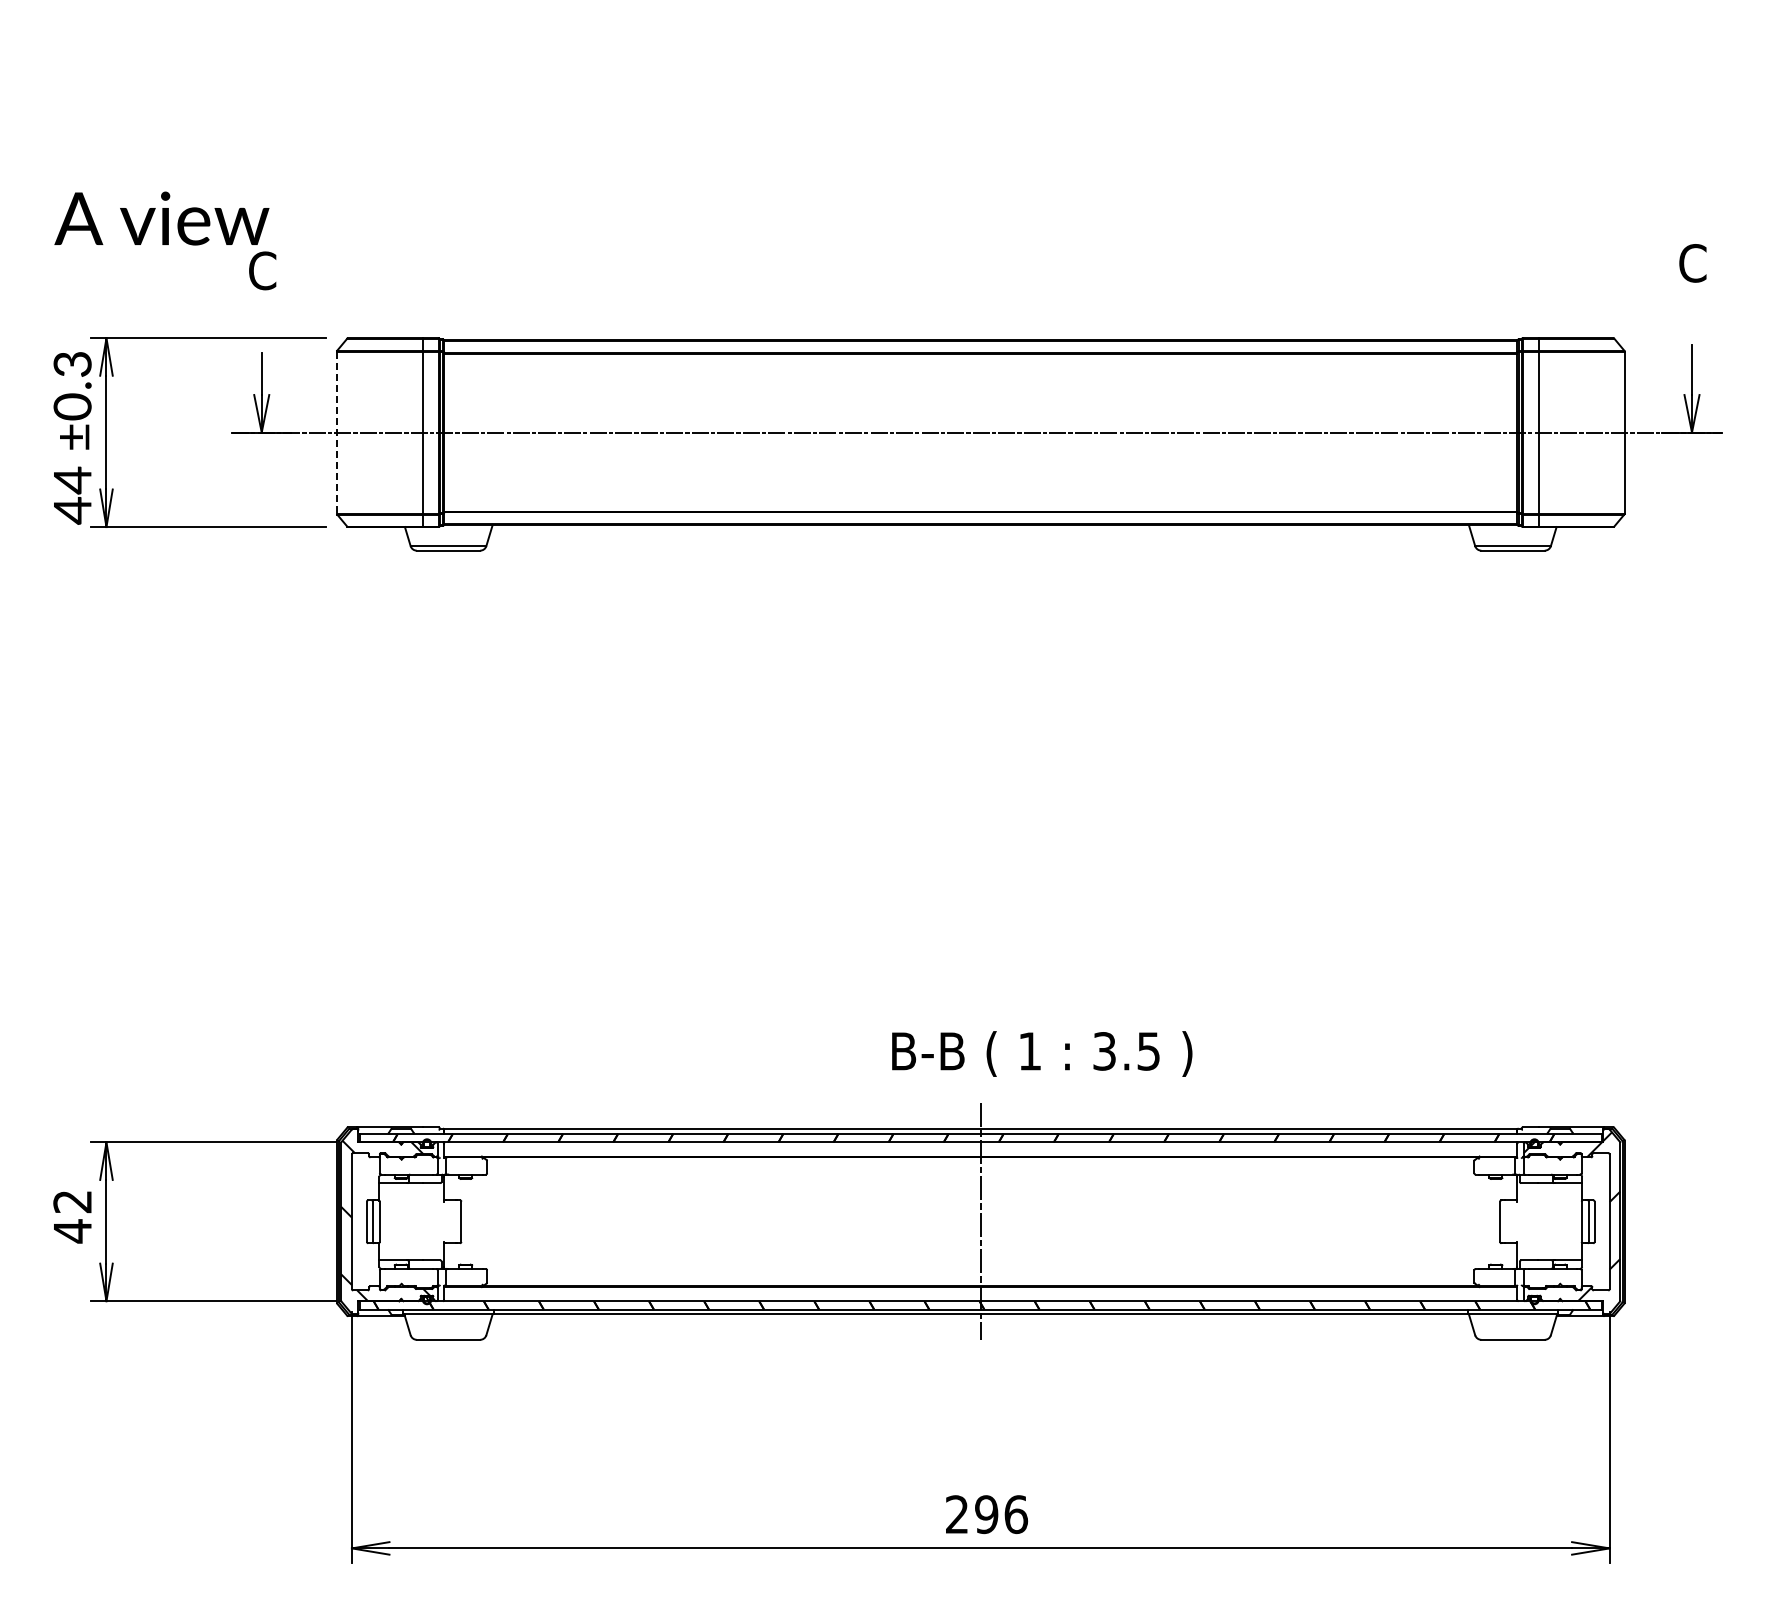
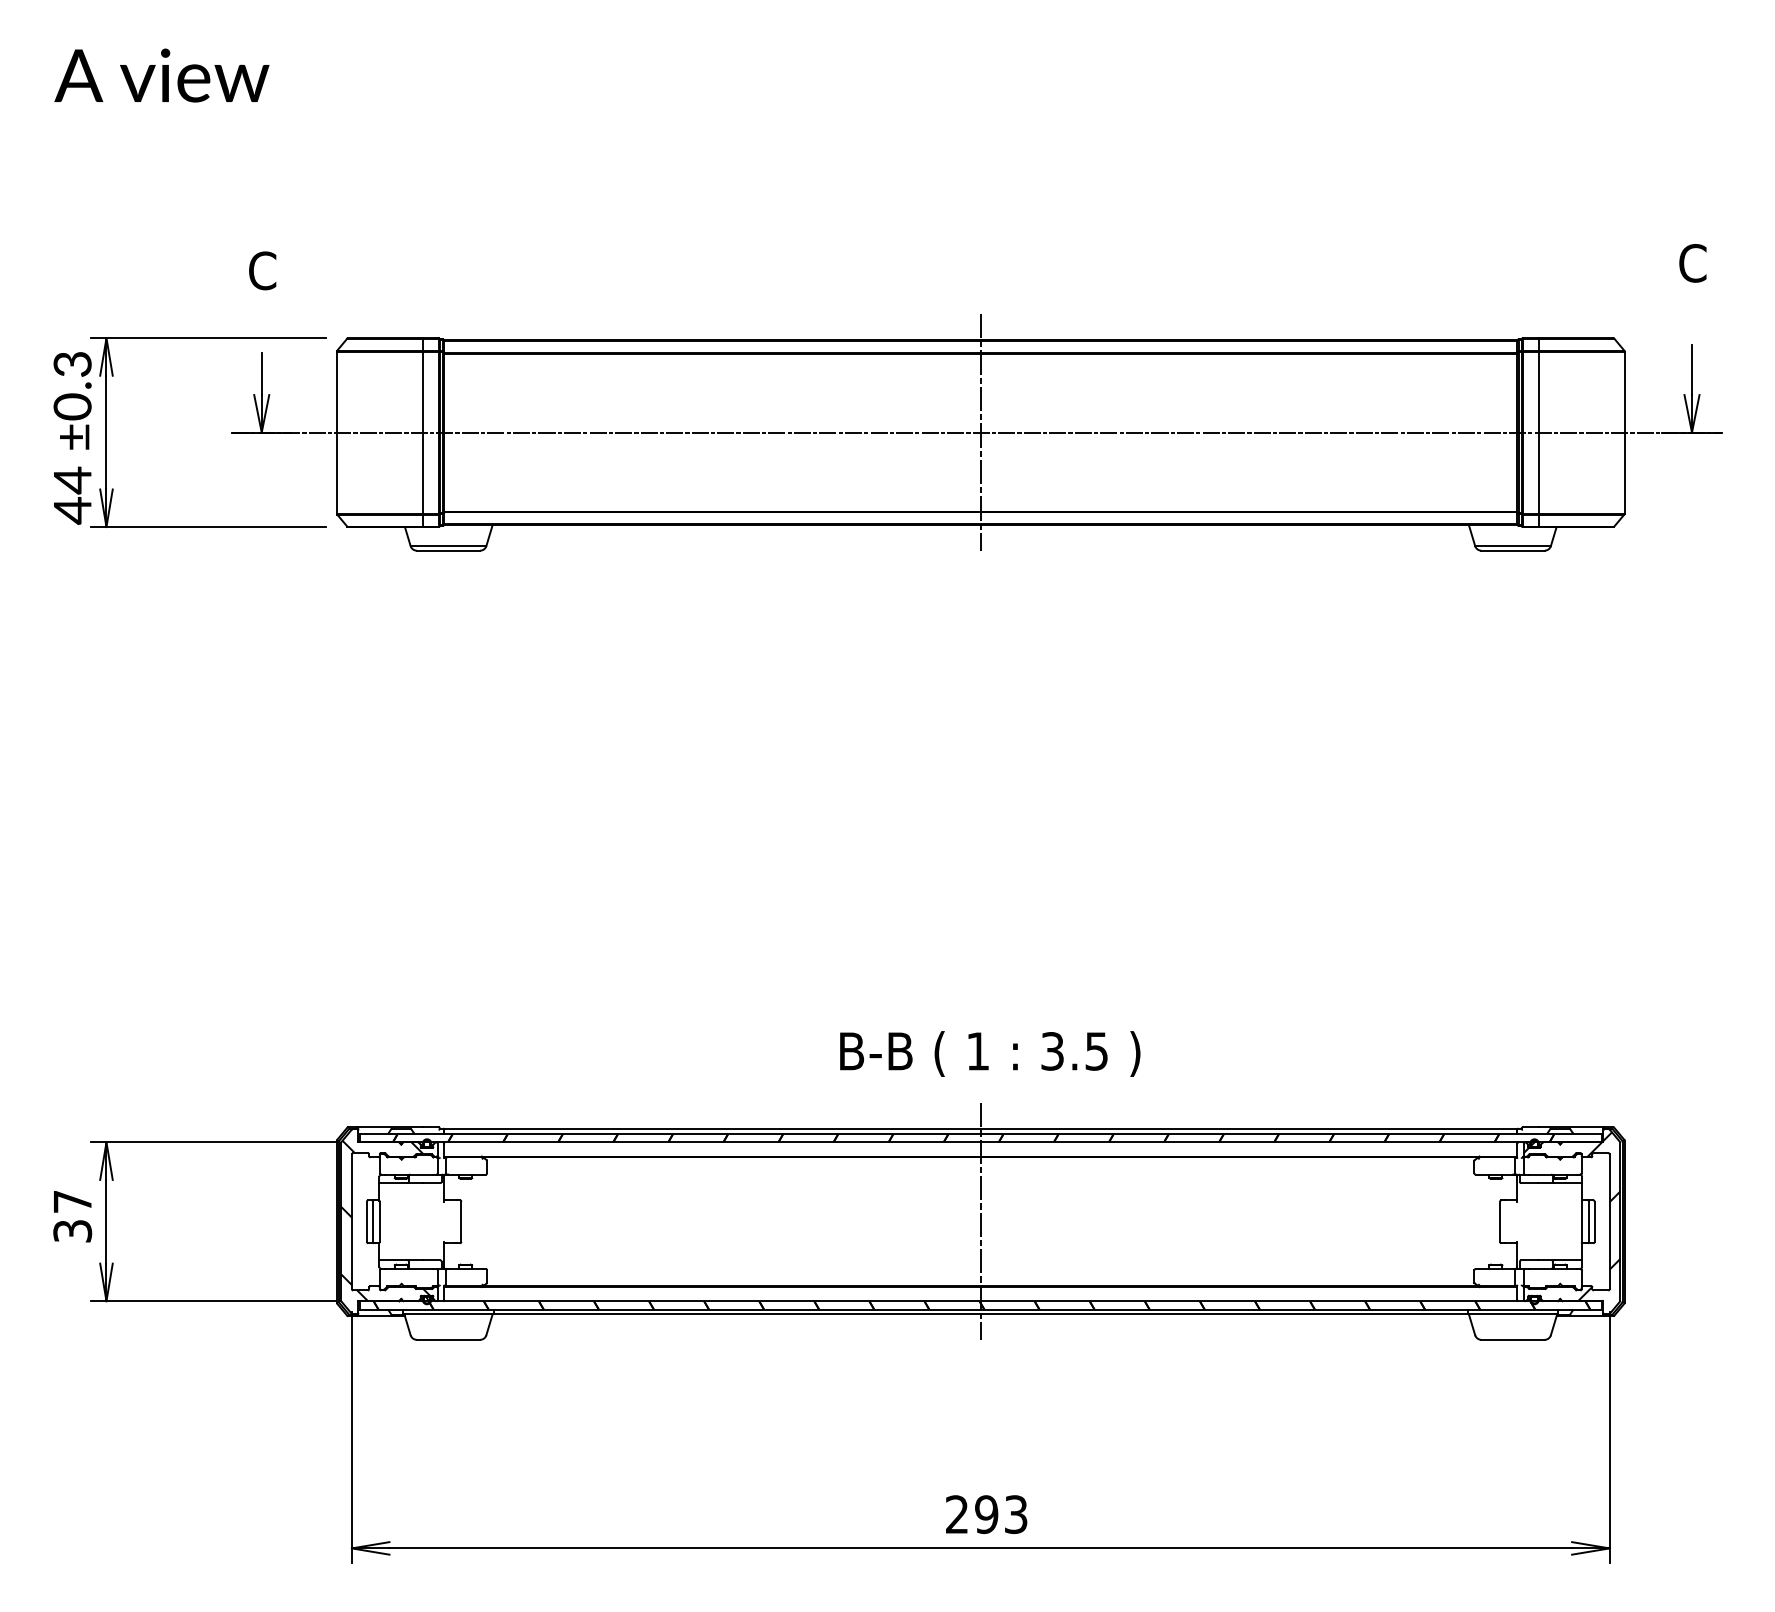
text position: (161, 218) -> (161, 75) (161, 75)
line: none -> present (980, 432)
line: dashed -> solid (336, 433)
text position: (1042, 1053) -> (990, 1053) (990, 1053)
text: 42 -> 37 (72, 1217)
text: 296 -> 293 (1016, 1514)
